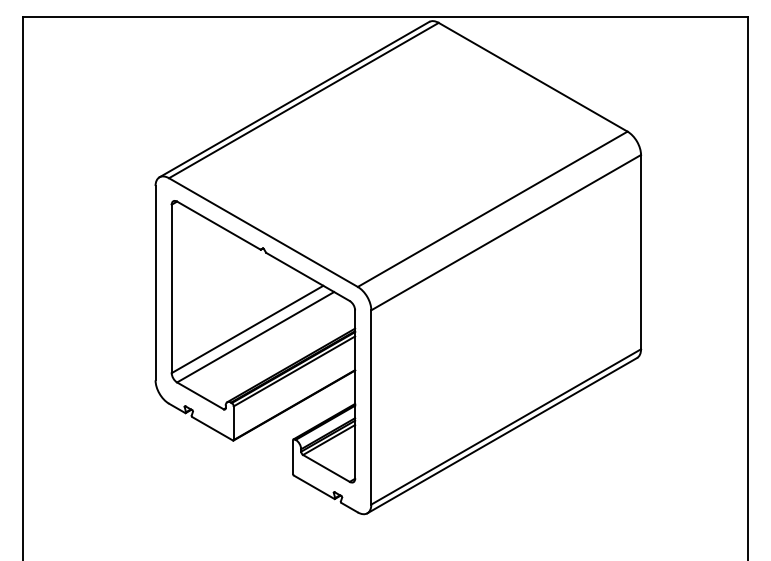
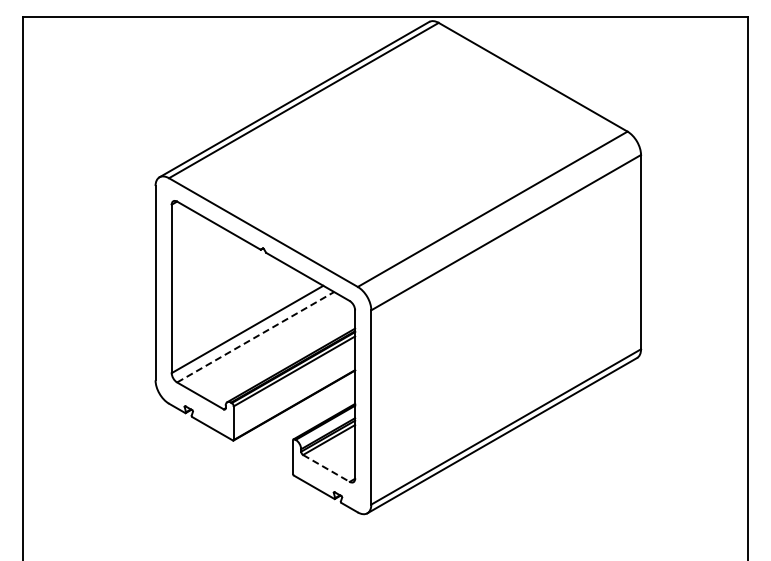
line: solid -> dashed (255, 337)
line: solid -> dashed (326, 468)
